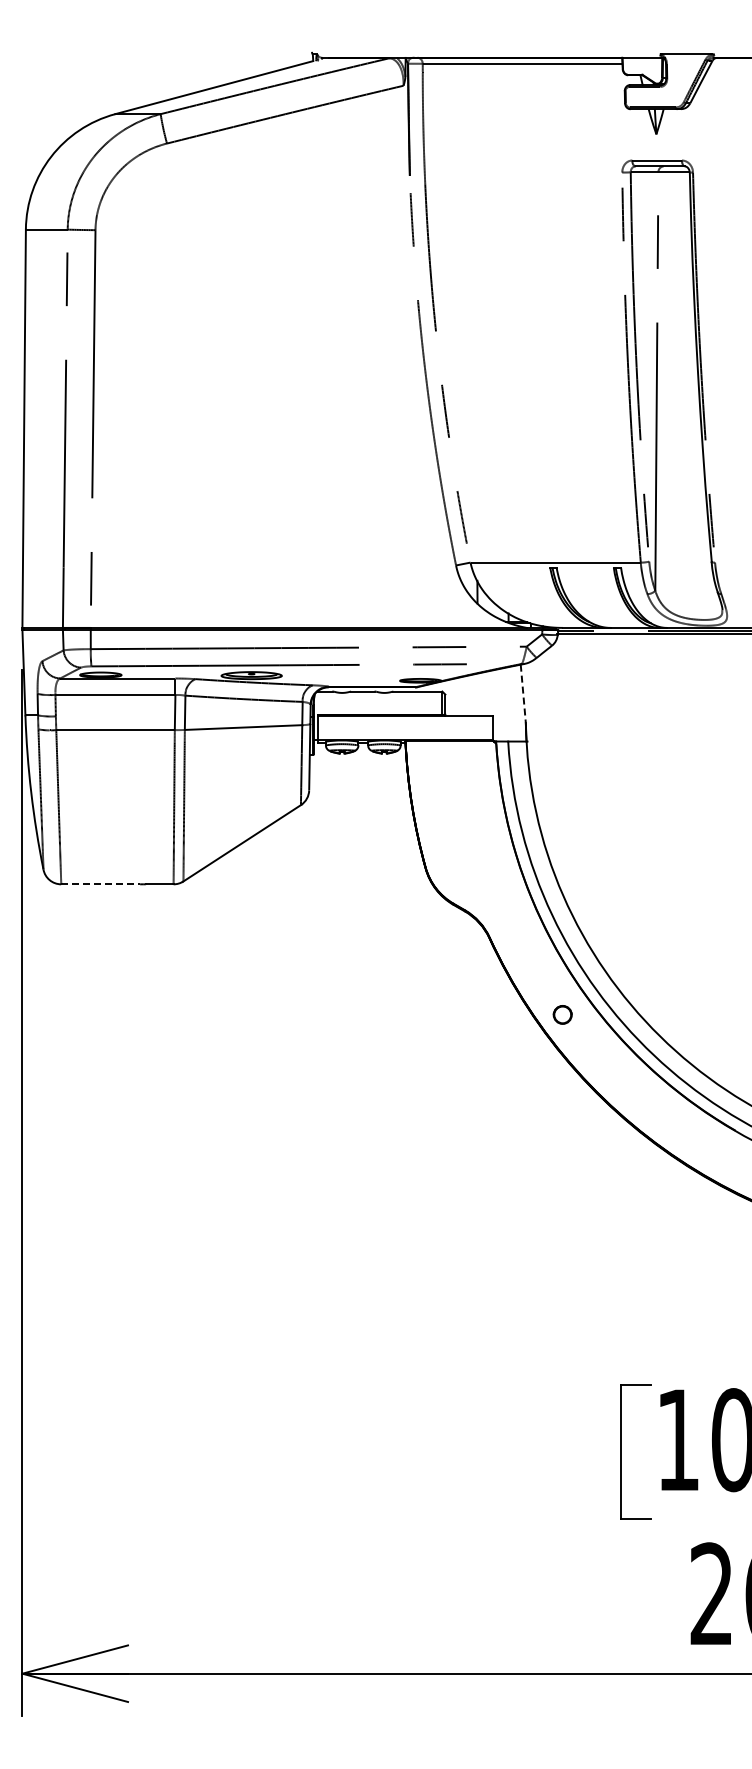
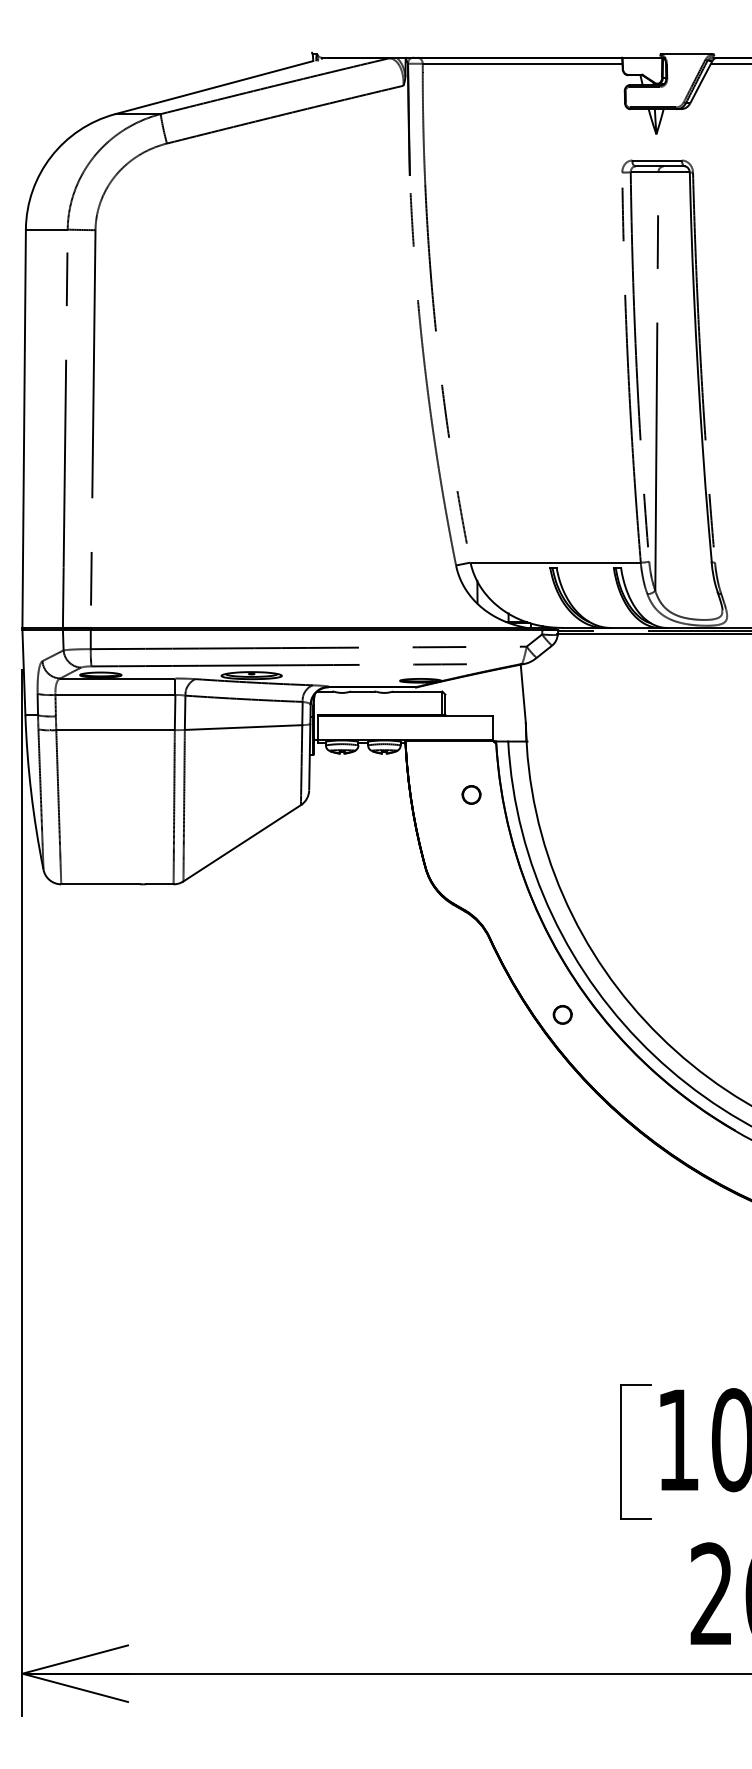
line: none -> present (729, 63)
line: dashed -> solid (523, 694)
circle: none -> present (471, 794)
line: dashed -> solid (101, 884)
